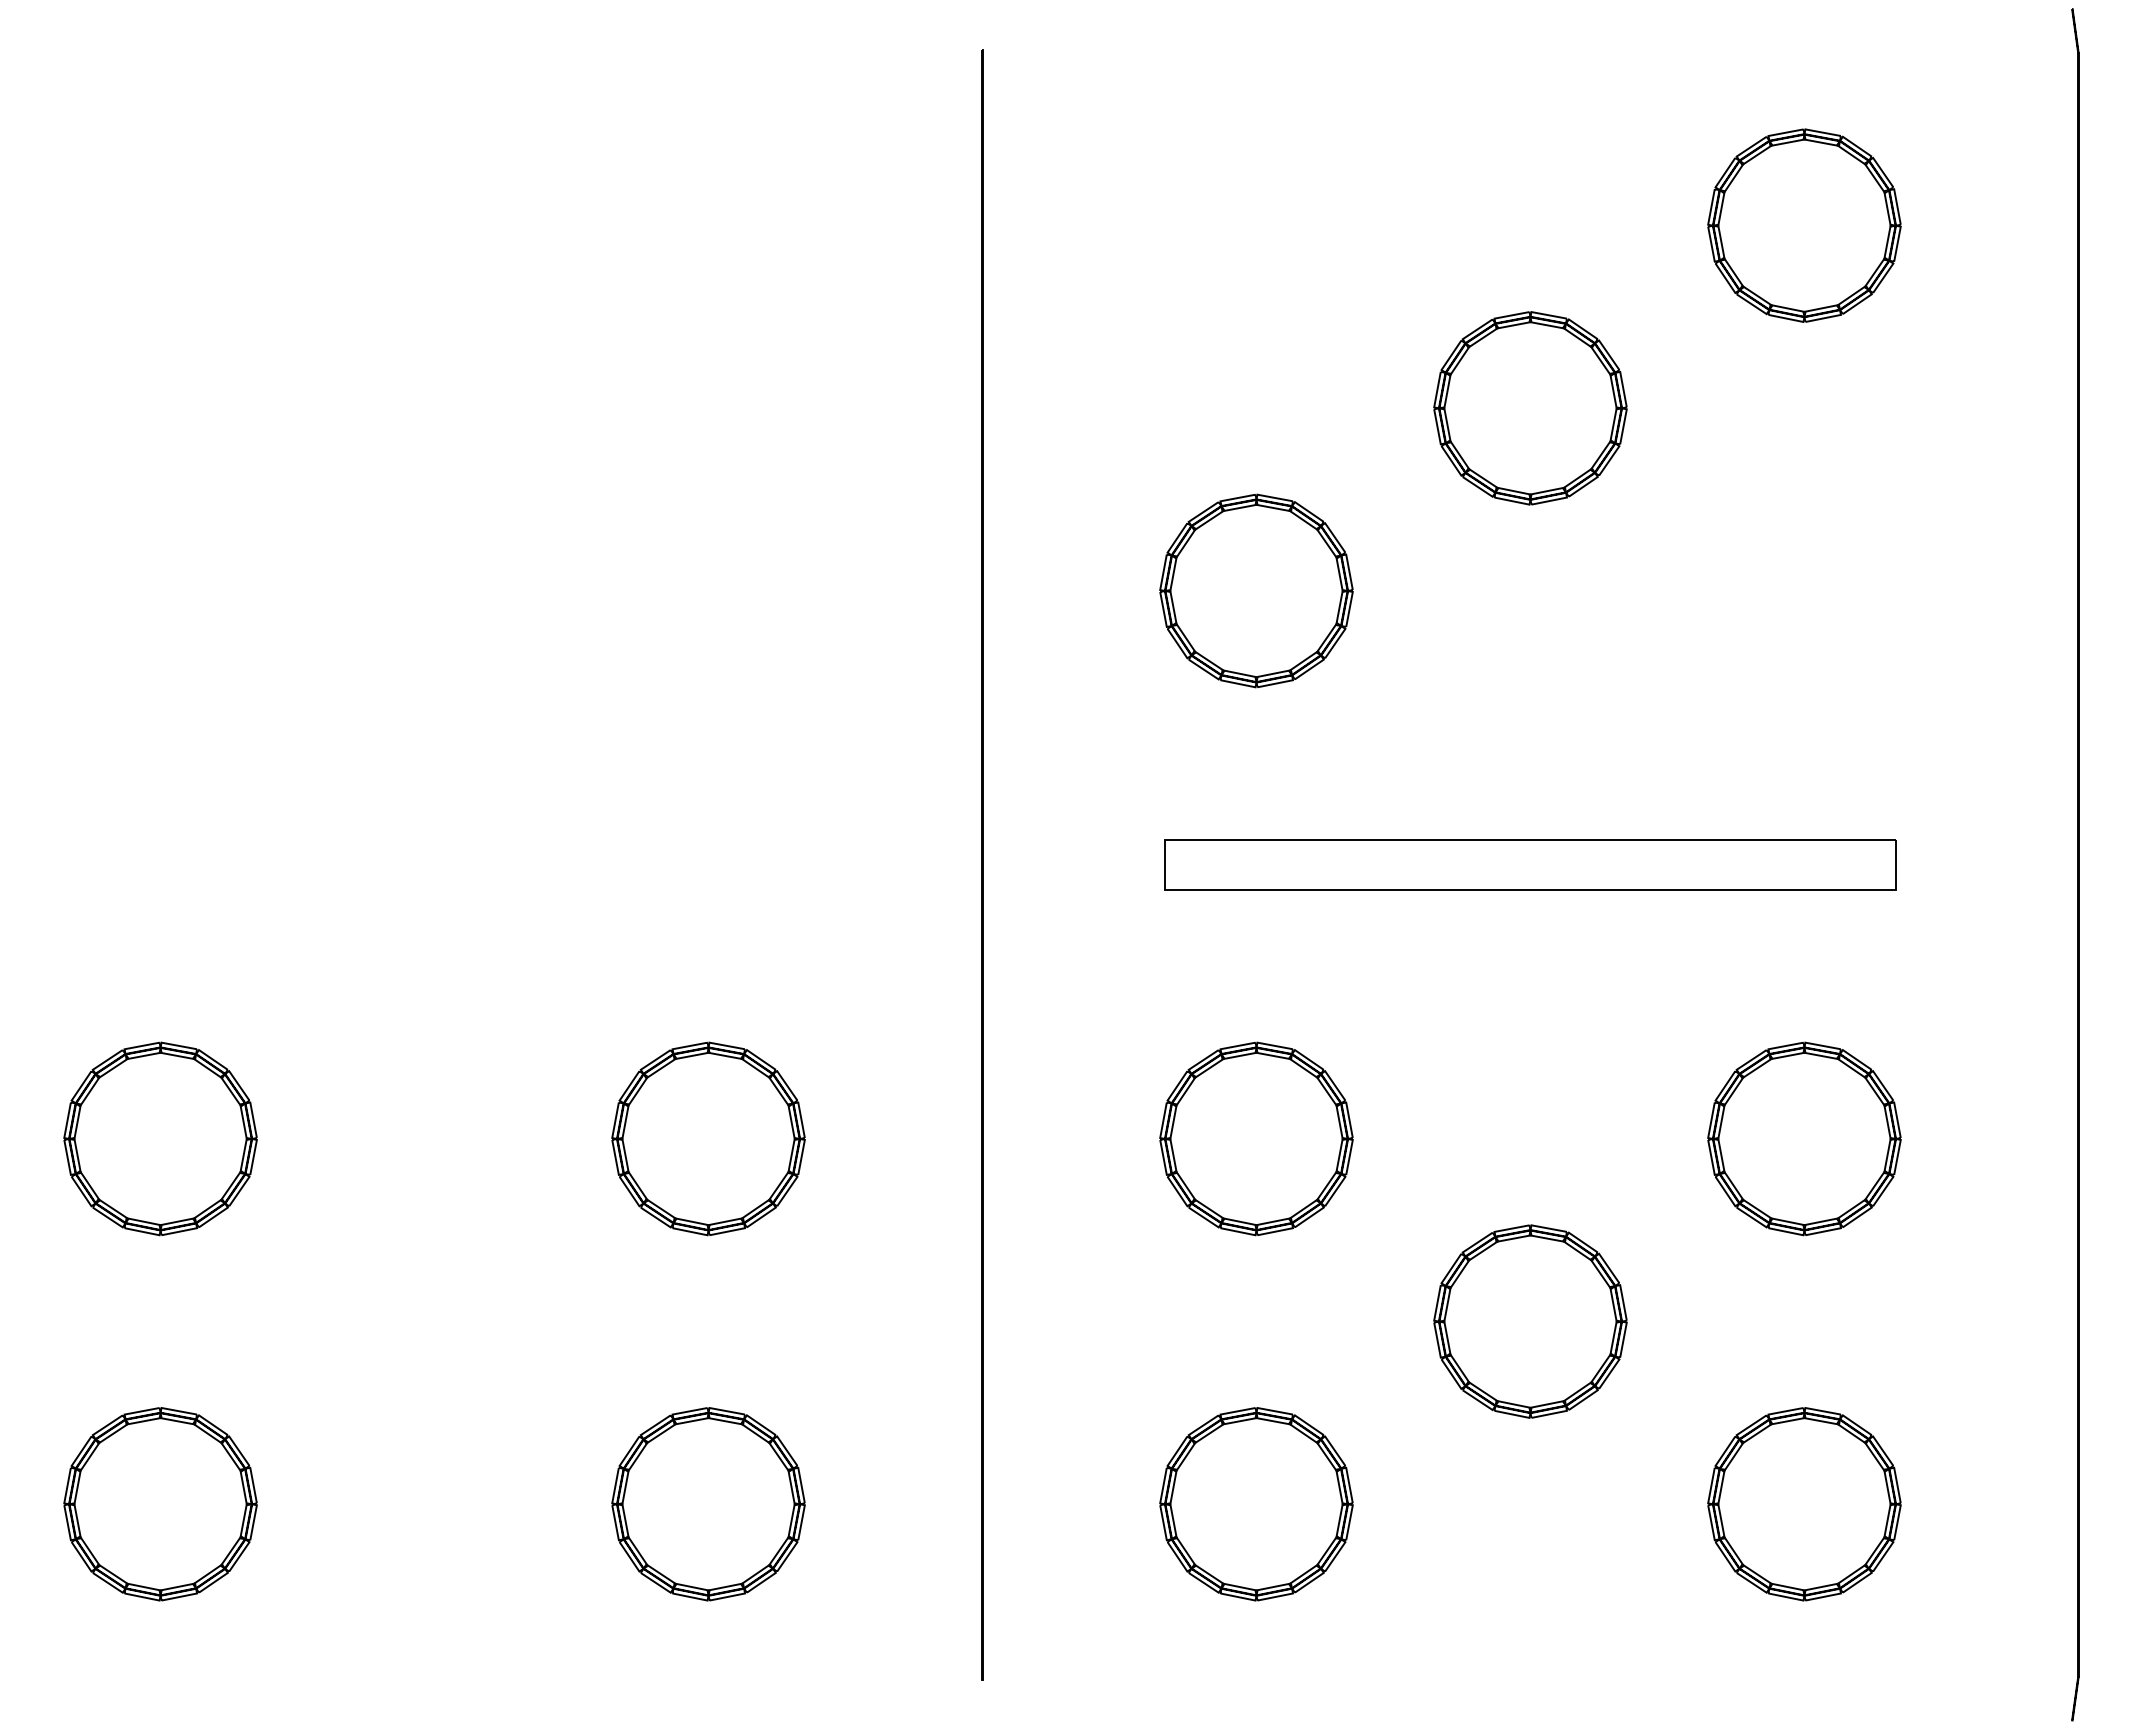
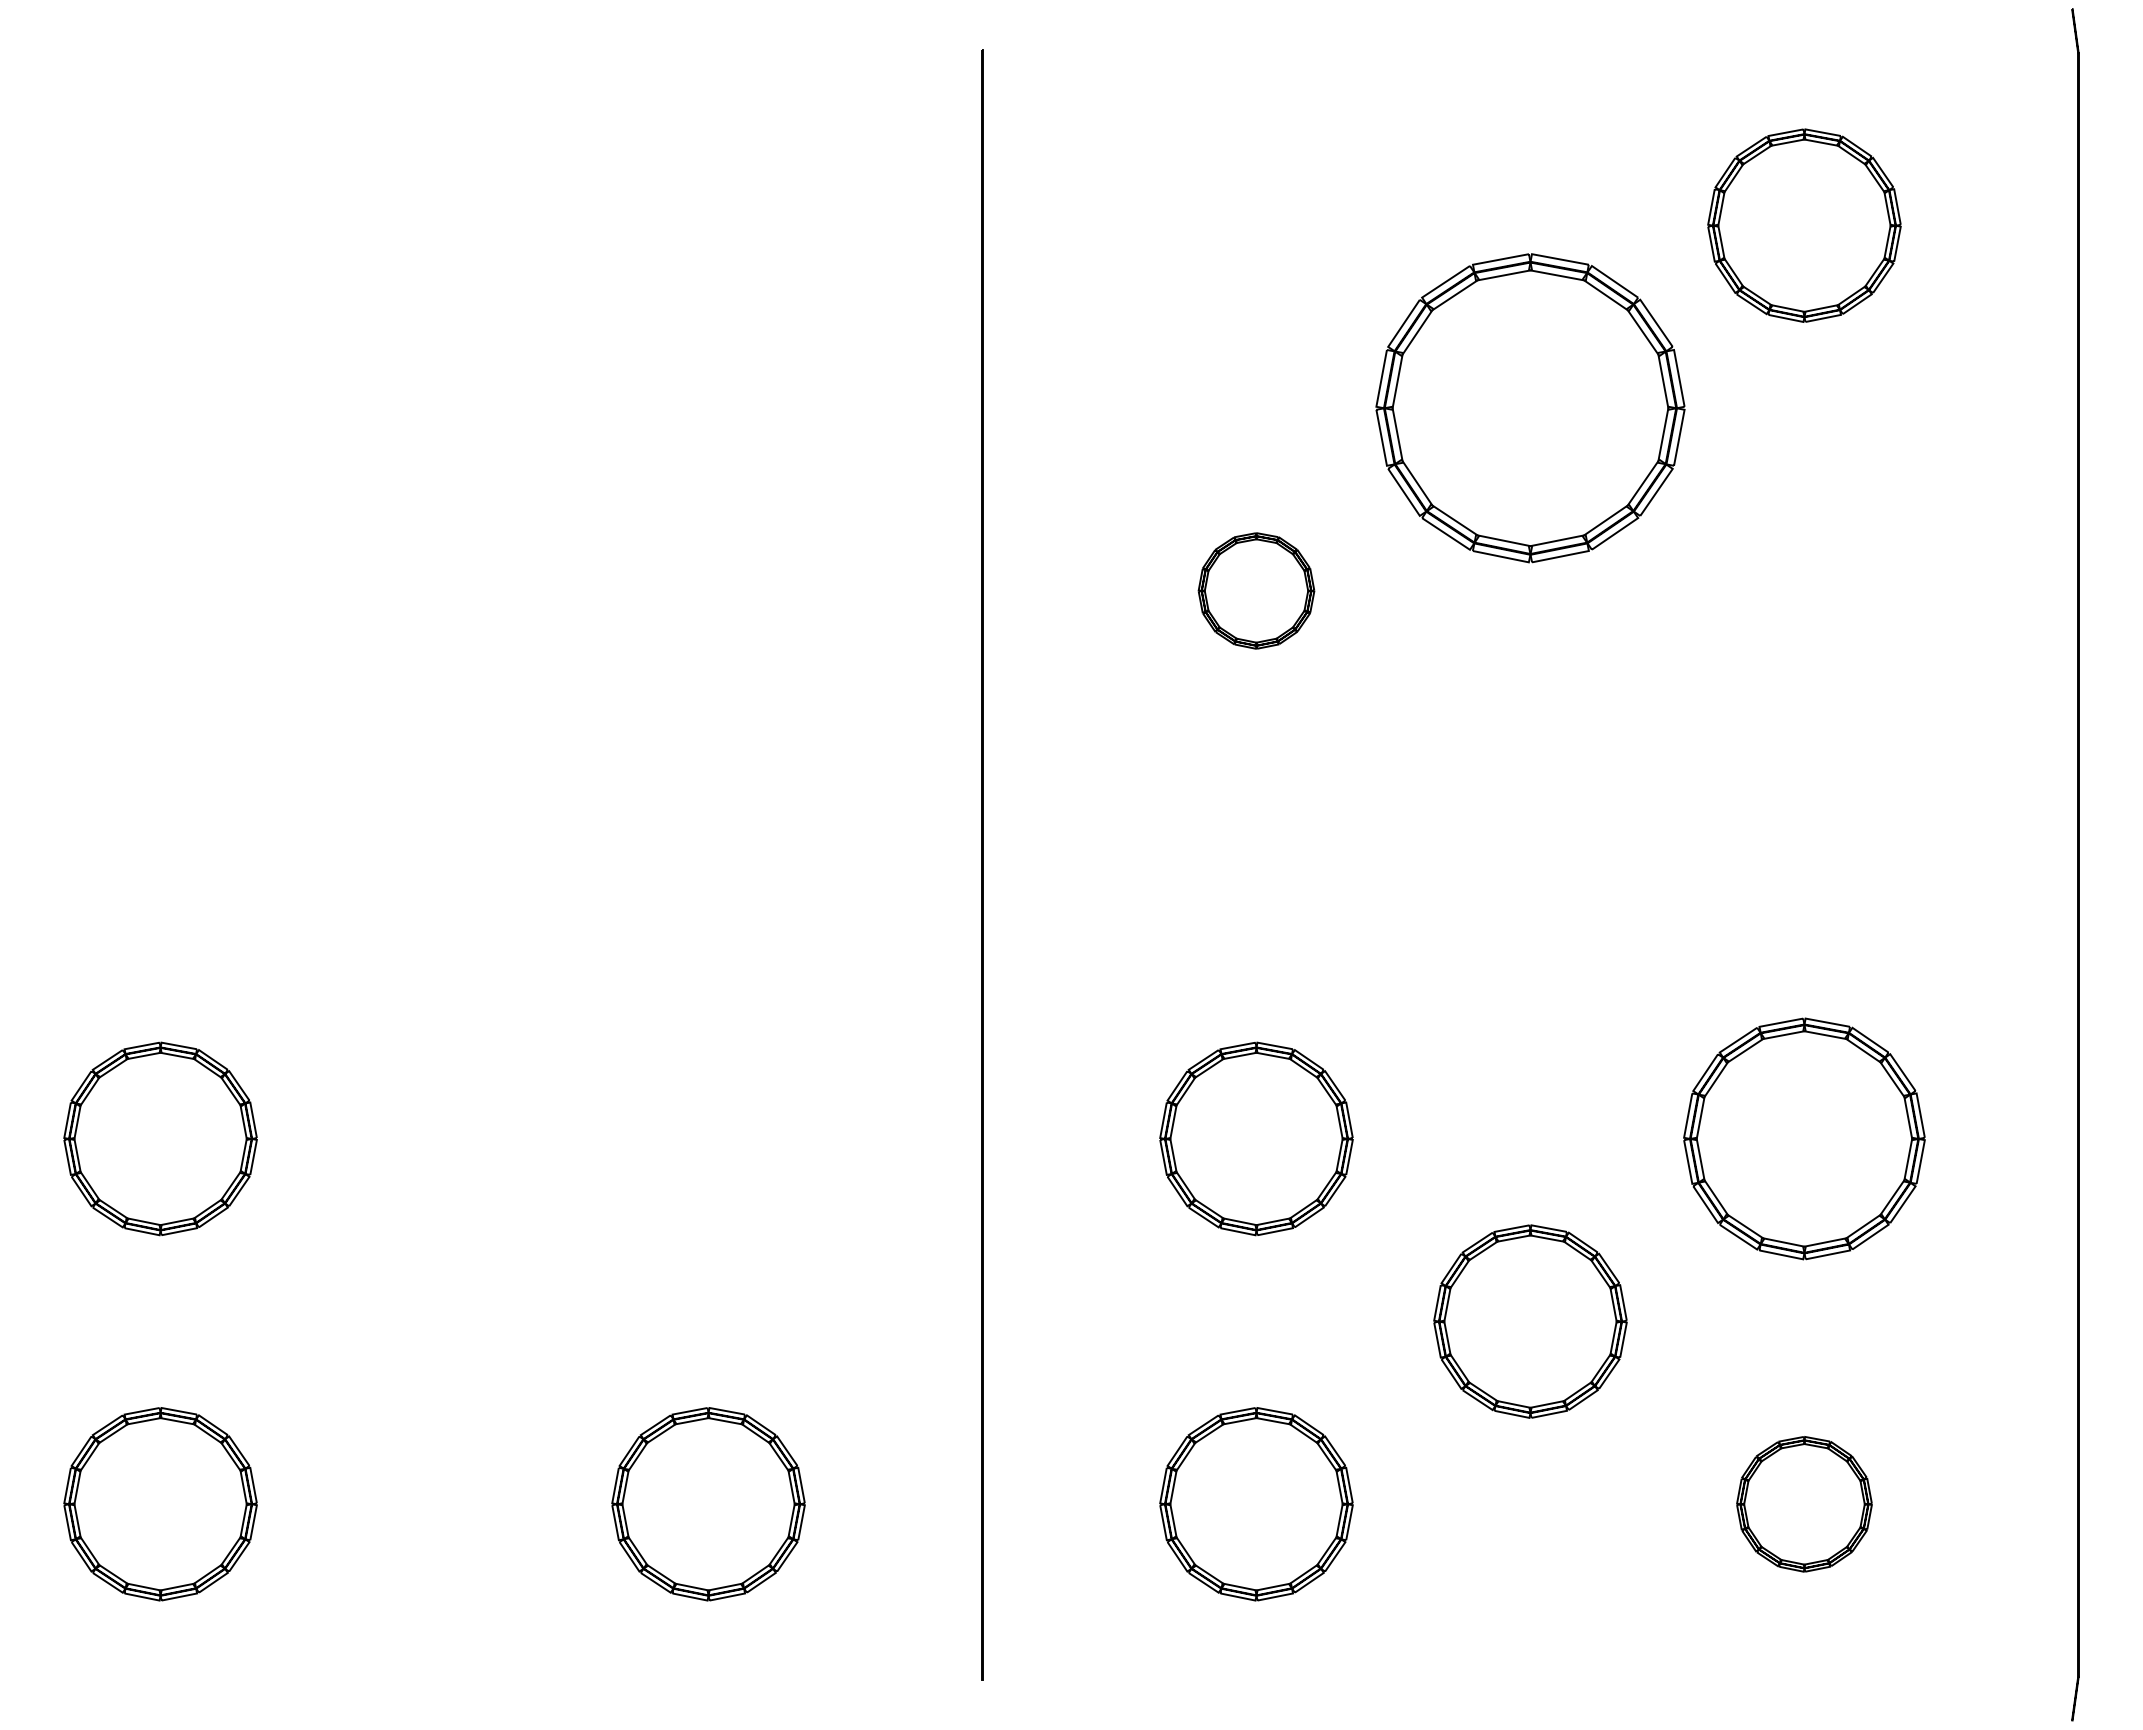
part size: 195x195 px -> 311x311 px (1530, 408)
part size: 195x196 px -> 119x118 px (1256, 590)
part: present -> none (1530, 864)
part: present -> none (708, 1138)
part size: 195x196 px -> 243x244 px (1804, 1138)
part size: 195x195 px -> 137x137 px (1804, 1504)
